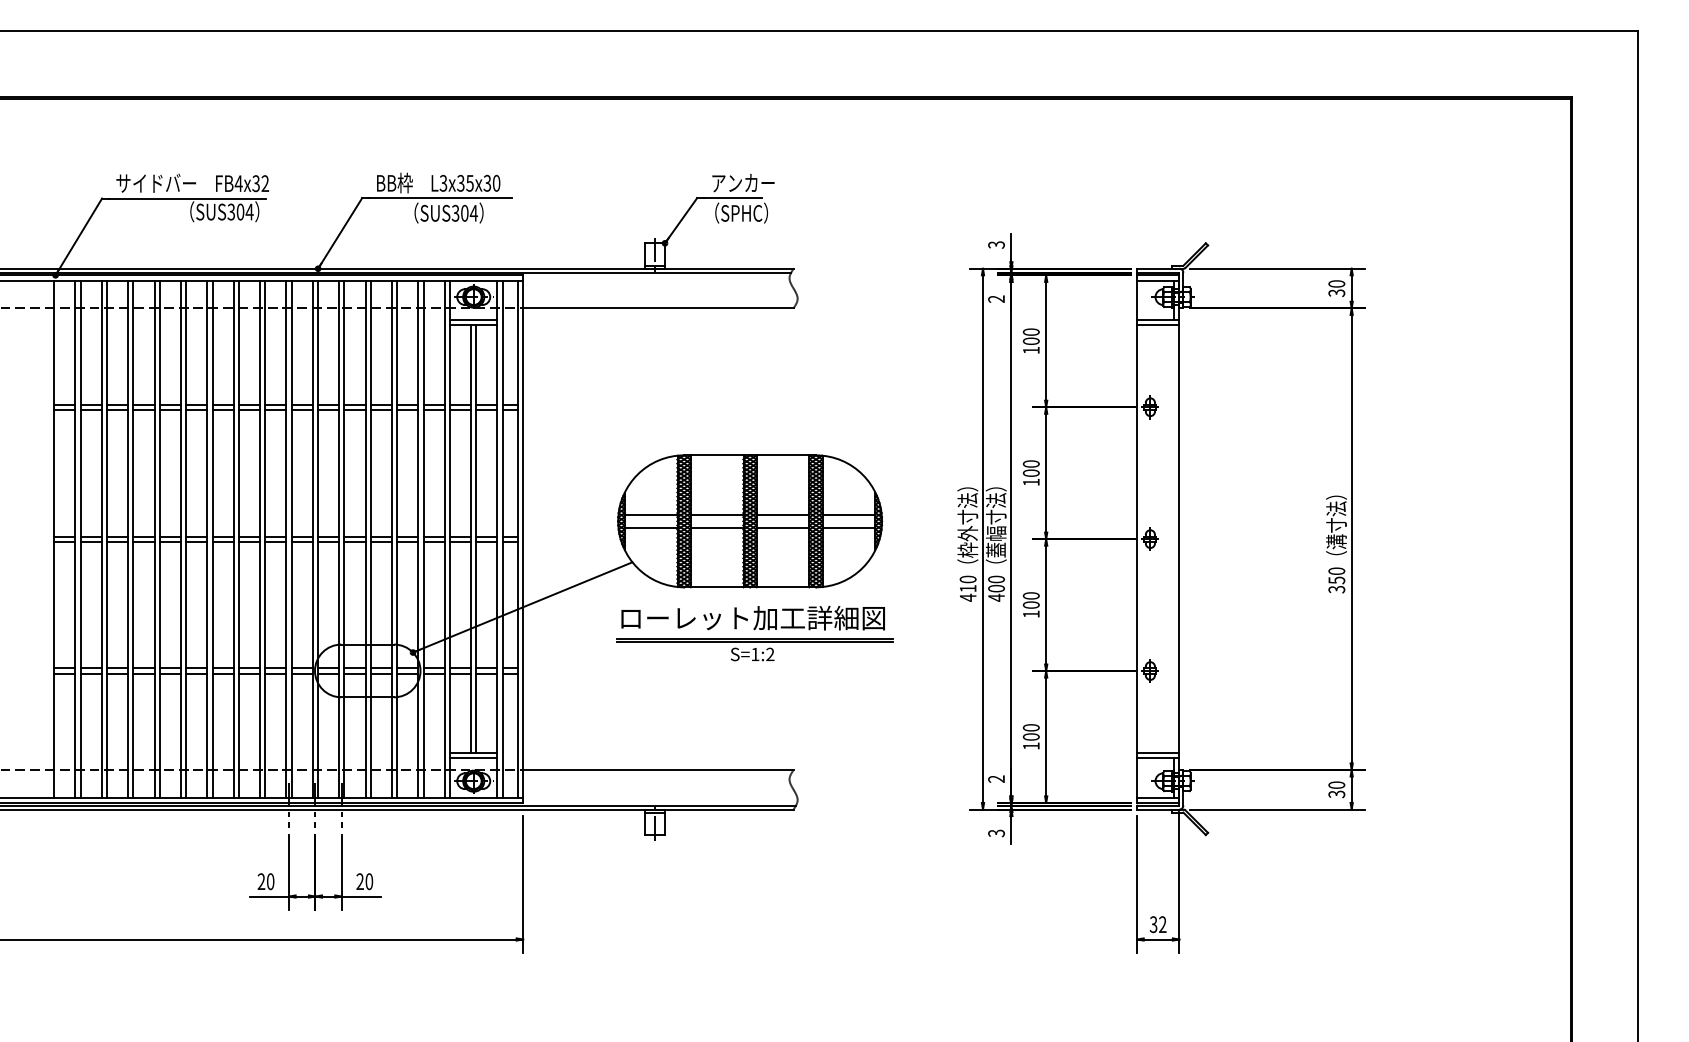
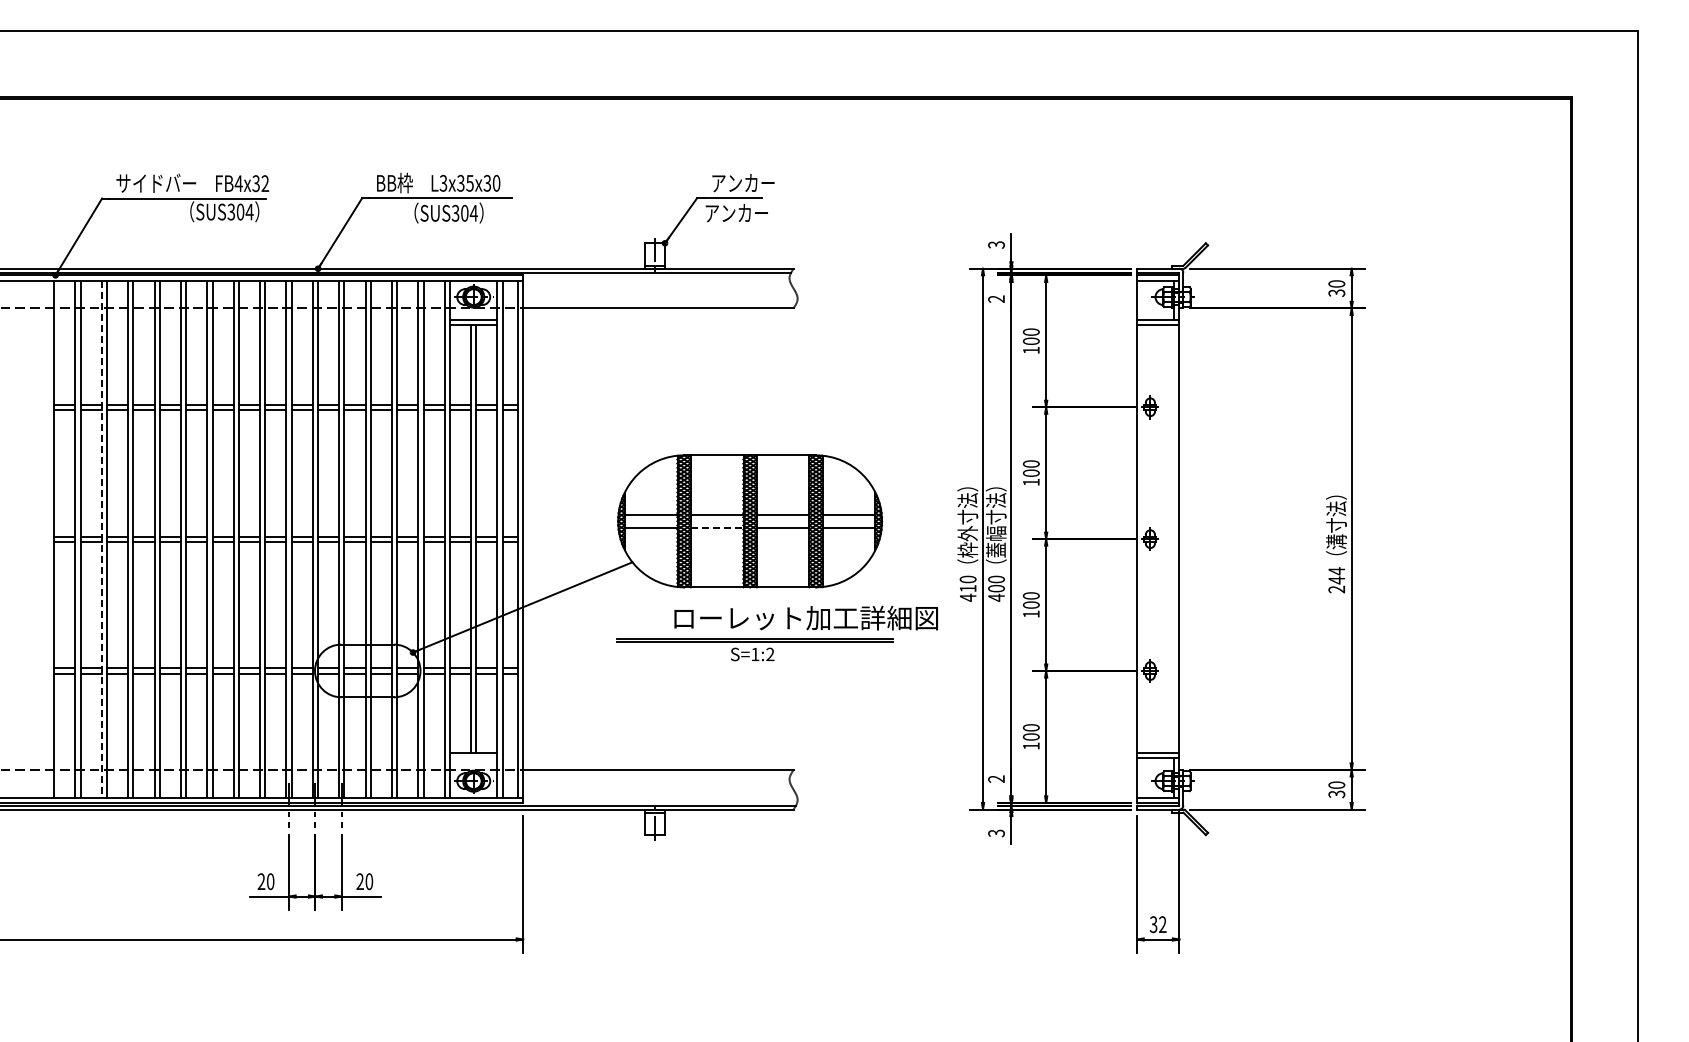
text: （SPHC） -> アンカー (736, 212)
line: solid -> dashed (717, 527)
line: solid -> dashed (101, 539)
text: 350 -> 244 (1336, 580)
text position: (752, 617) -> (805, 617) (805, 617)
line: present -> none (473, 758)
